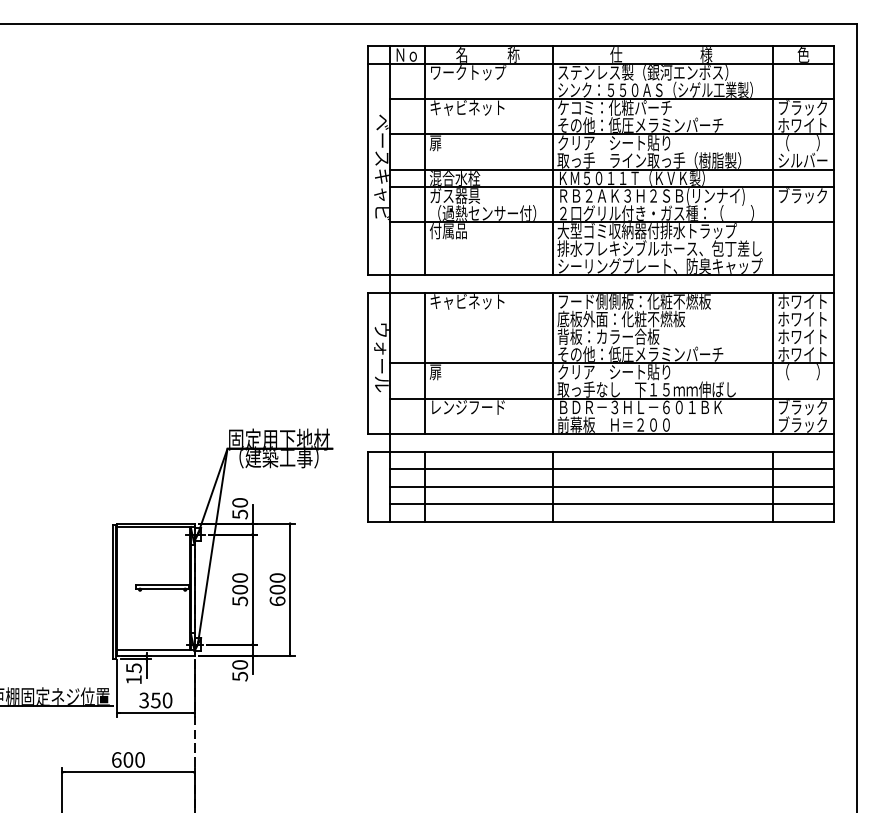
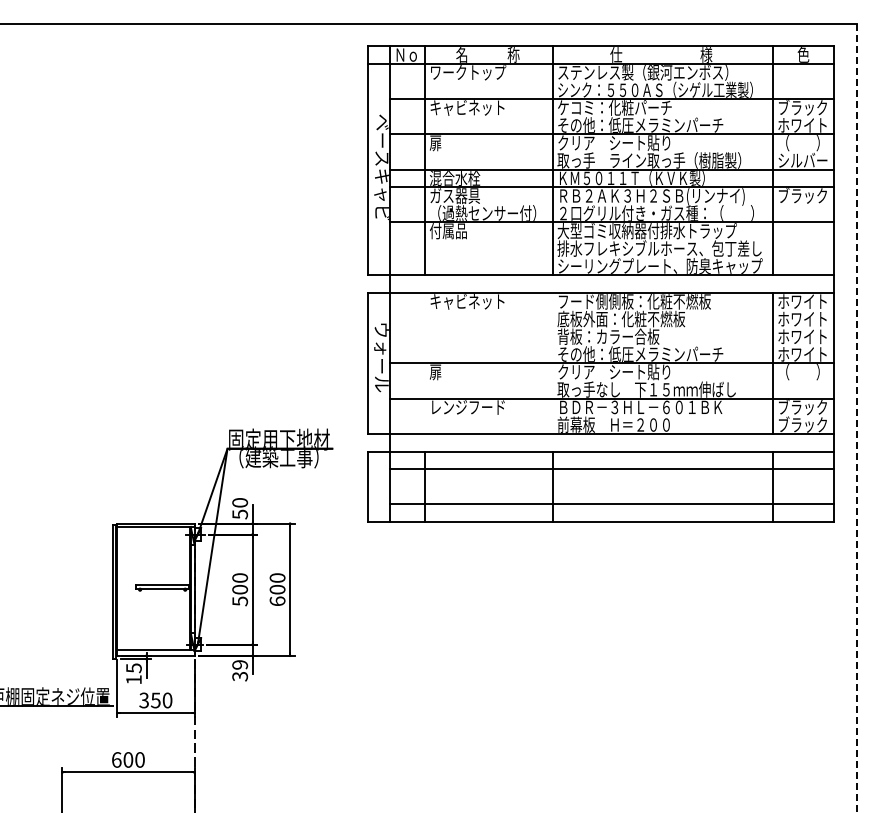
line: present -> none (424, 362)
line: present -> none (552, 362)
line: solid -> dashed (856, 418)
line: present -> none (611, 486)
text: 50 -> 39 (240, 670)
